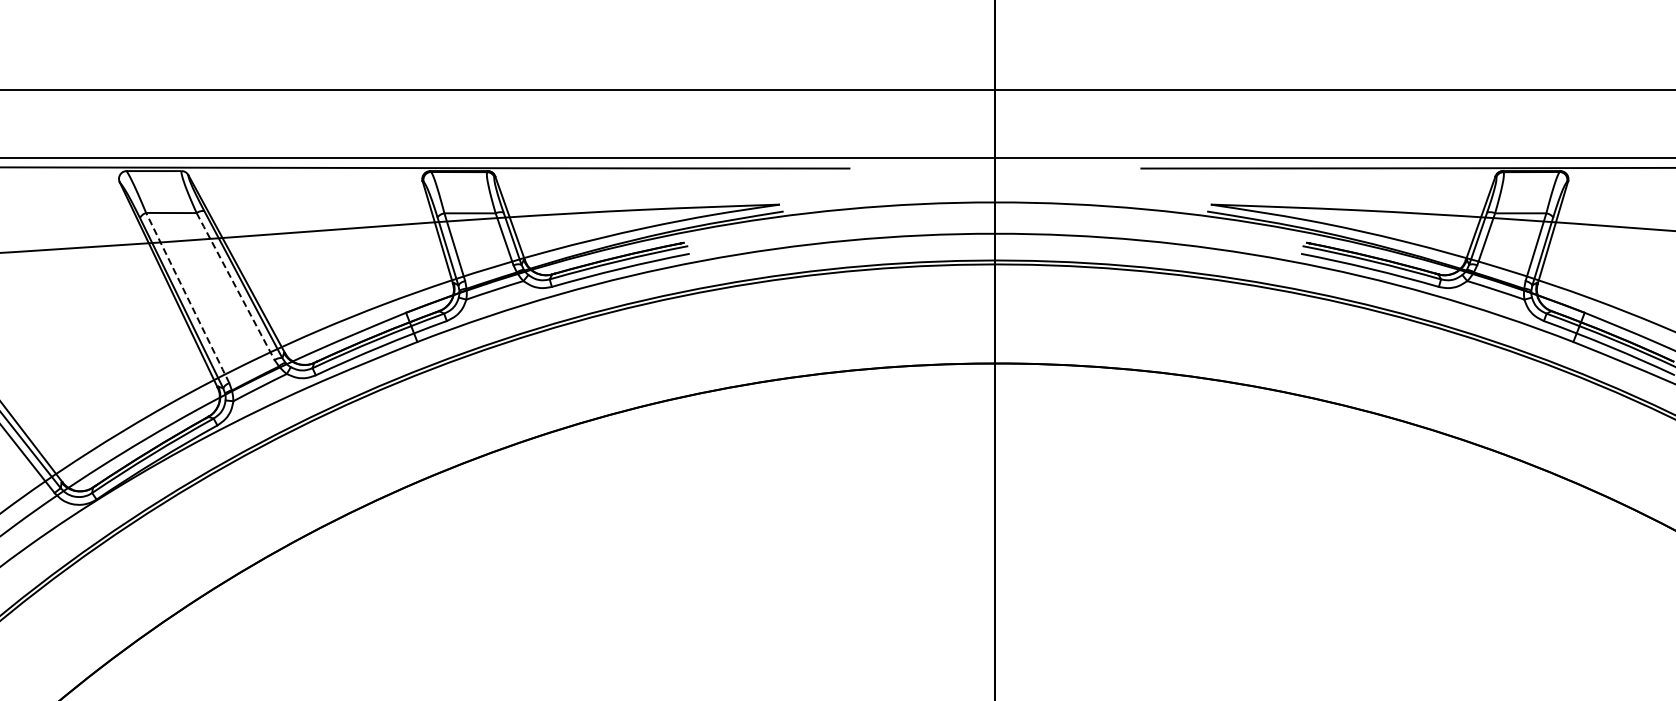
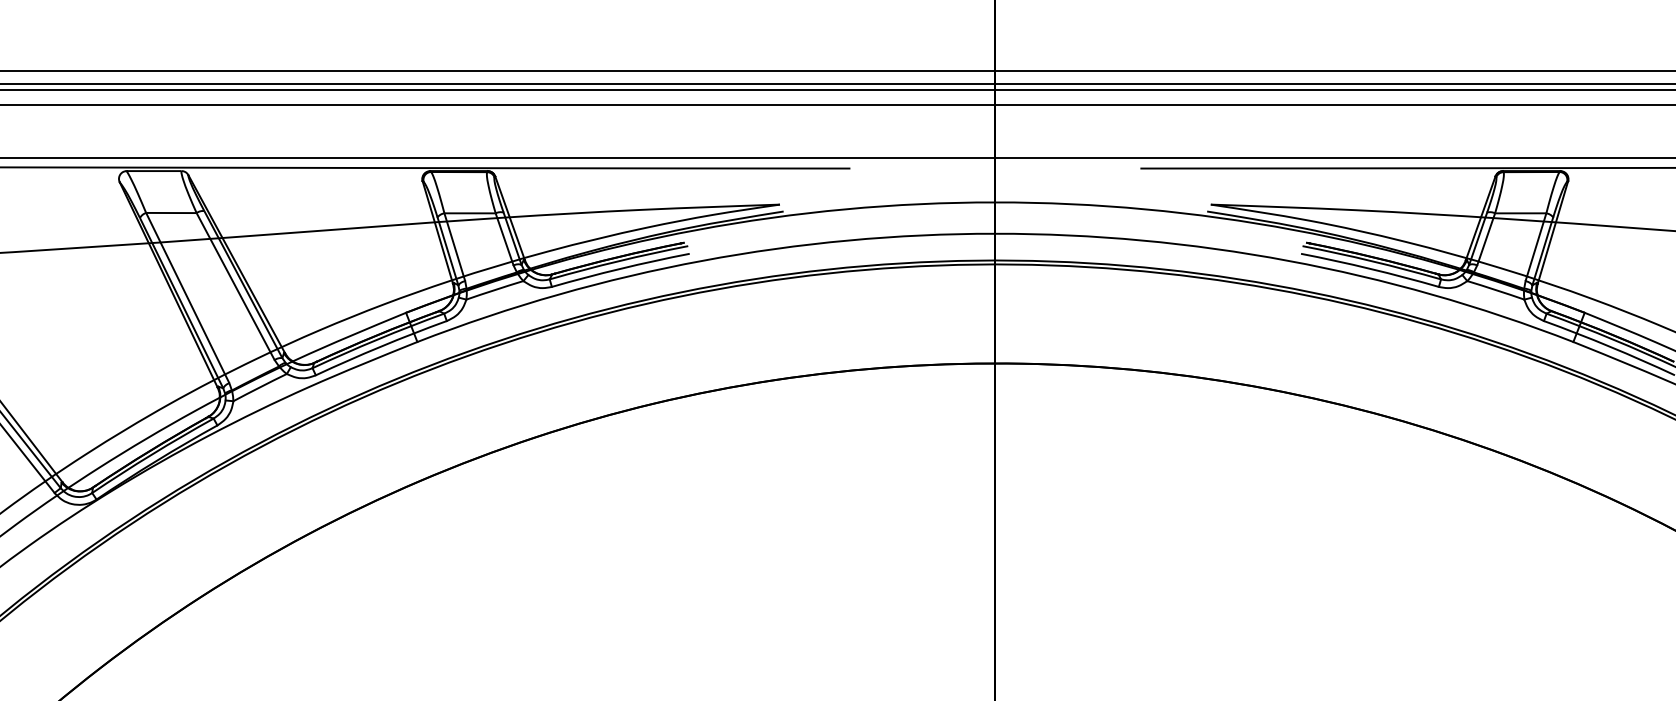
line: none -> present (837, 71)
line: none -> present (837, 83)
line: none -> present (837, 105)
line: dashed -> solid (234, 285)
line: dashed -> solid (188, 298)
